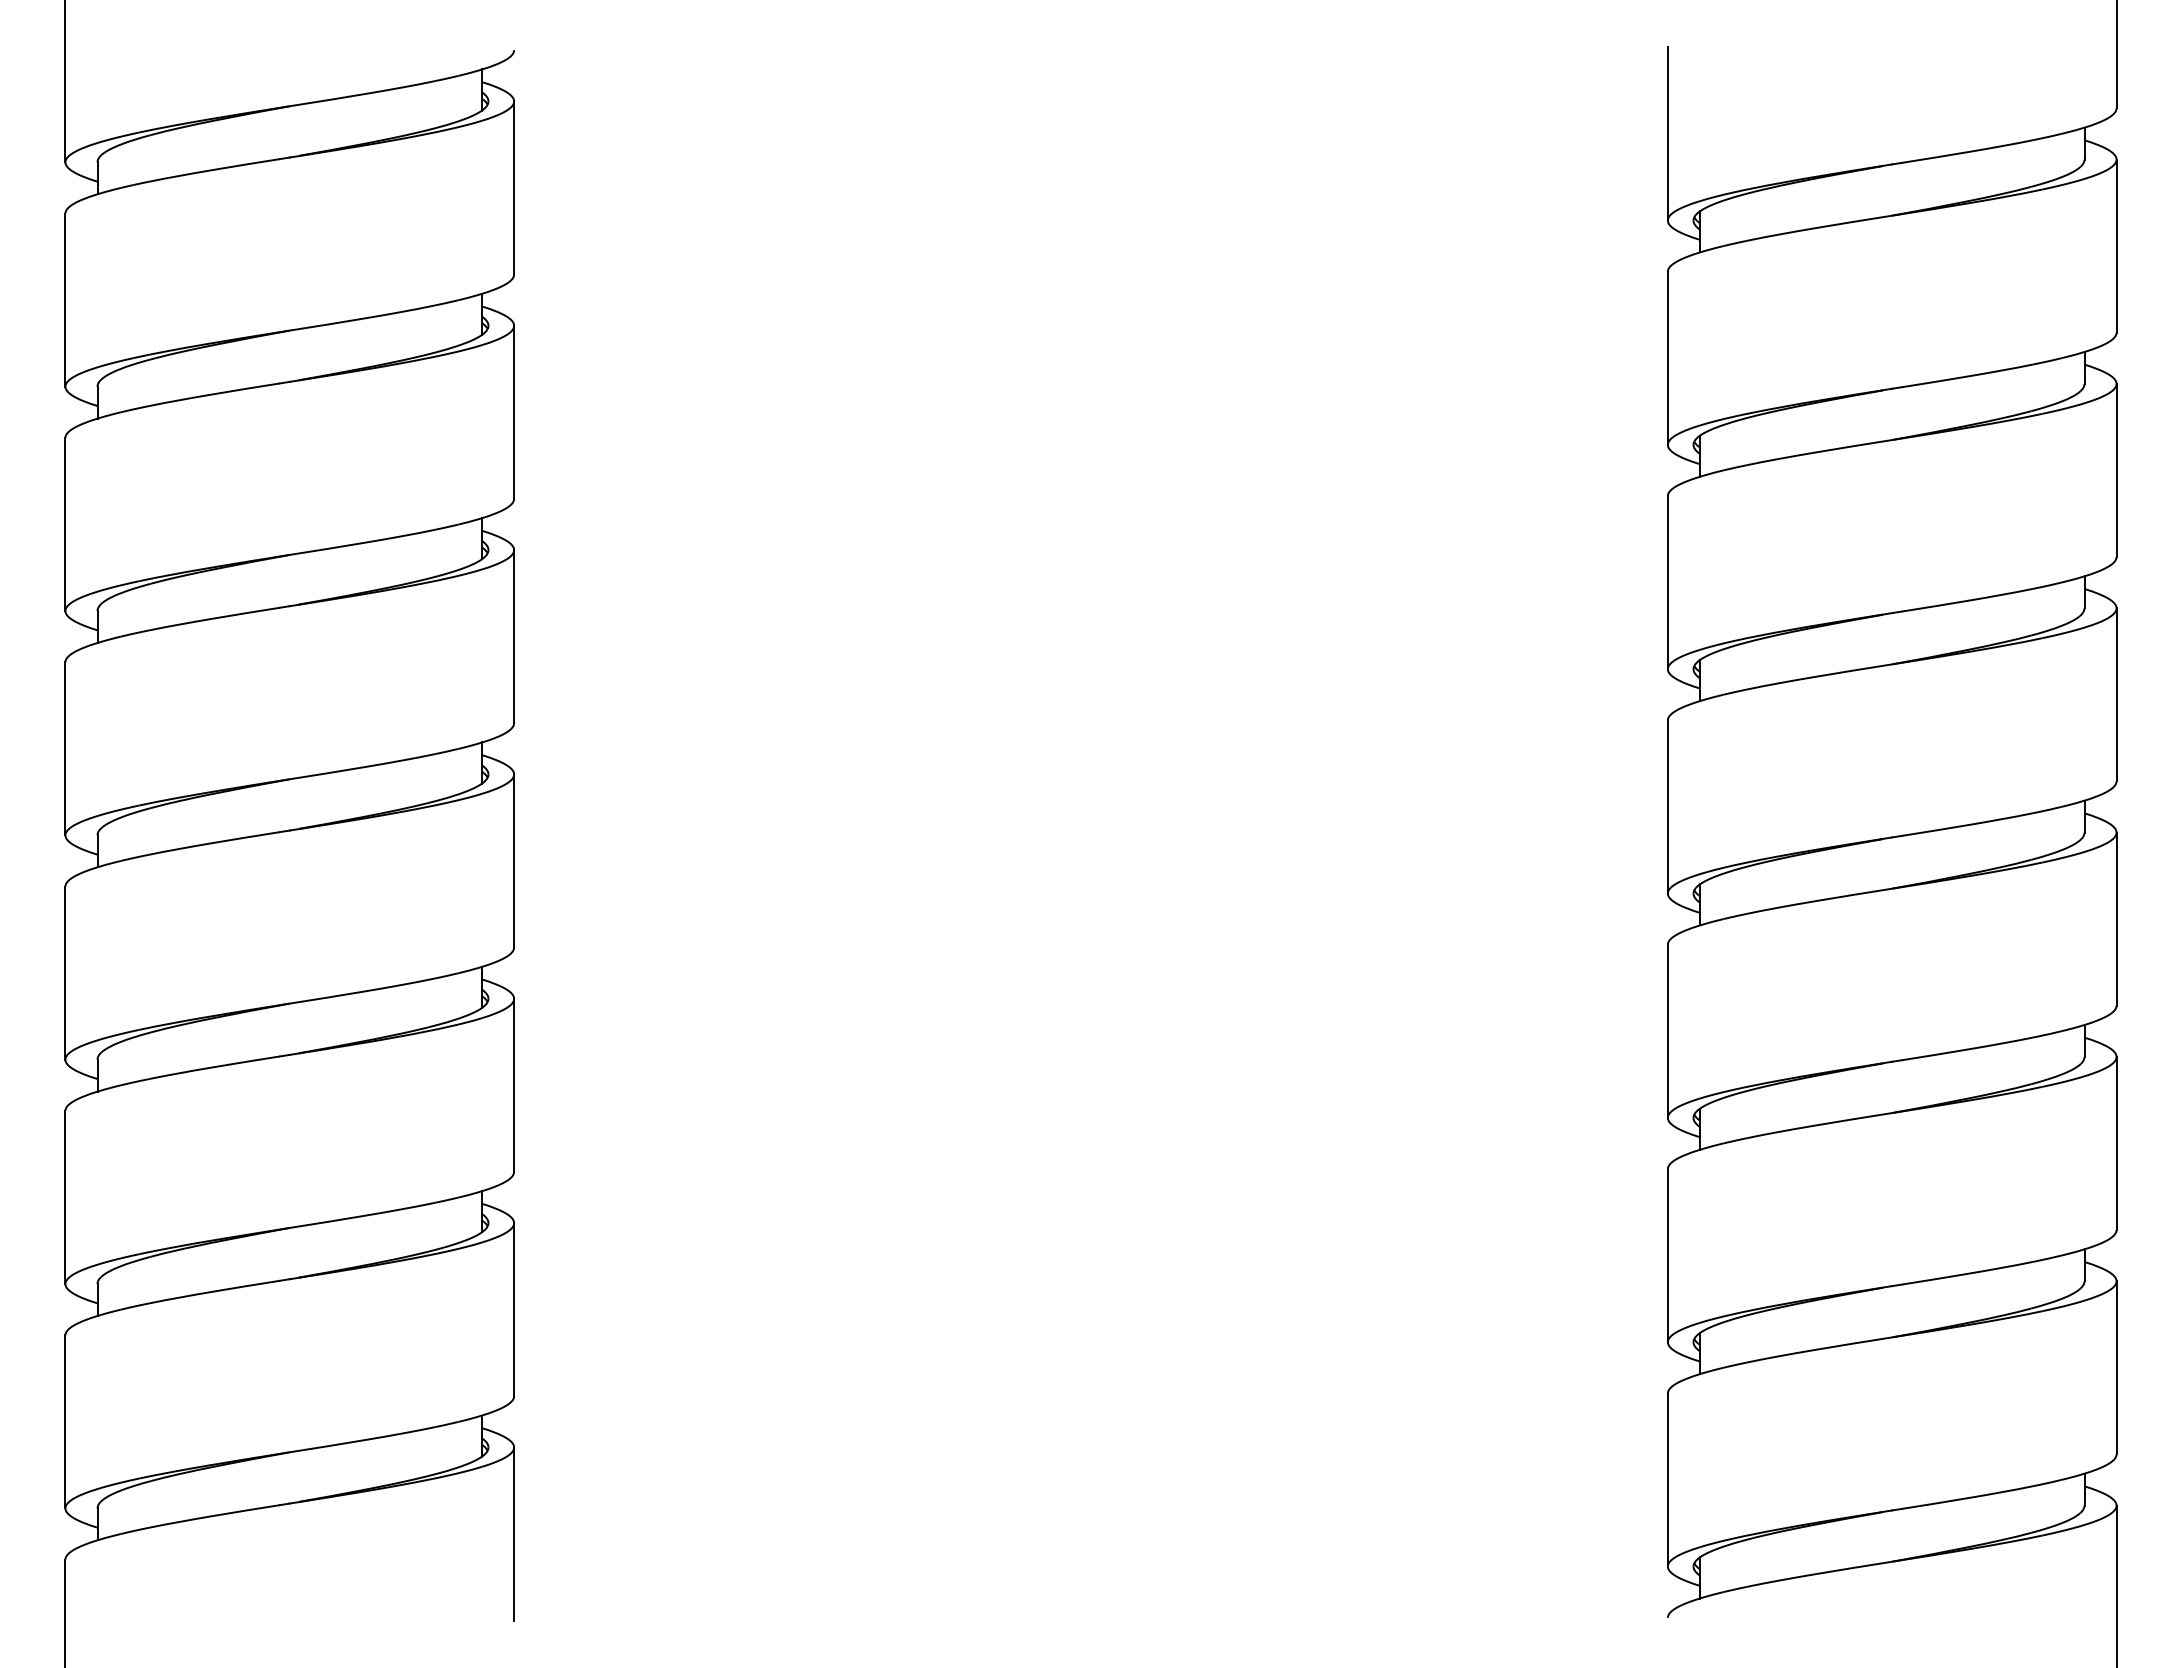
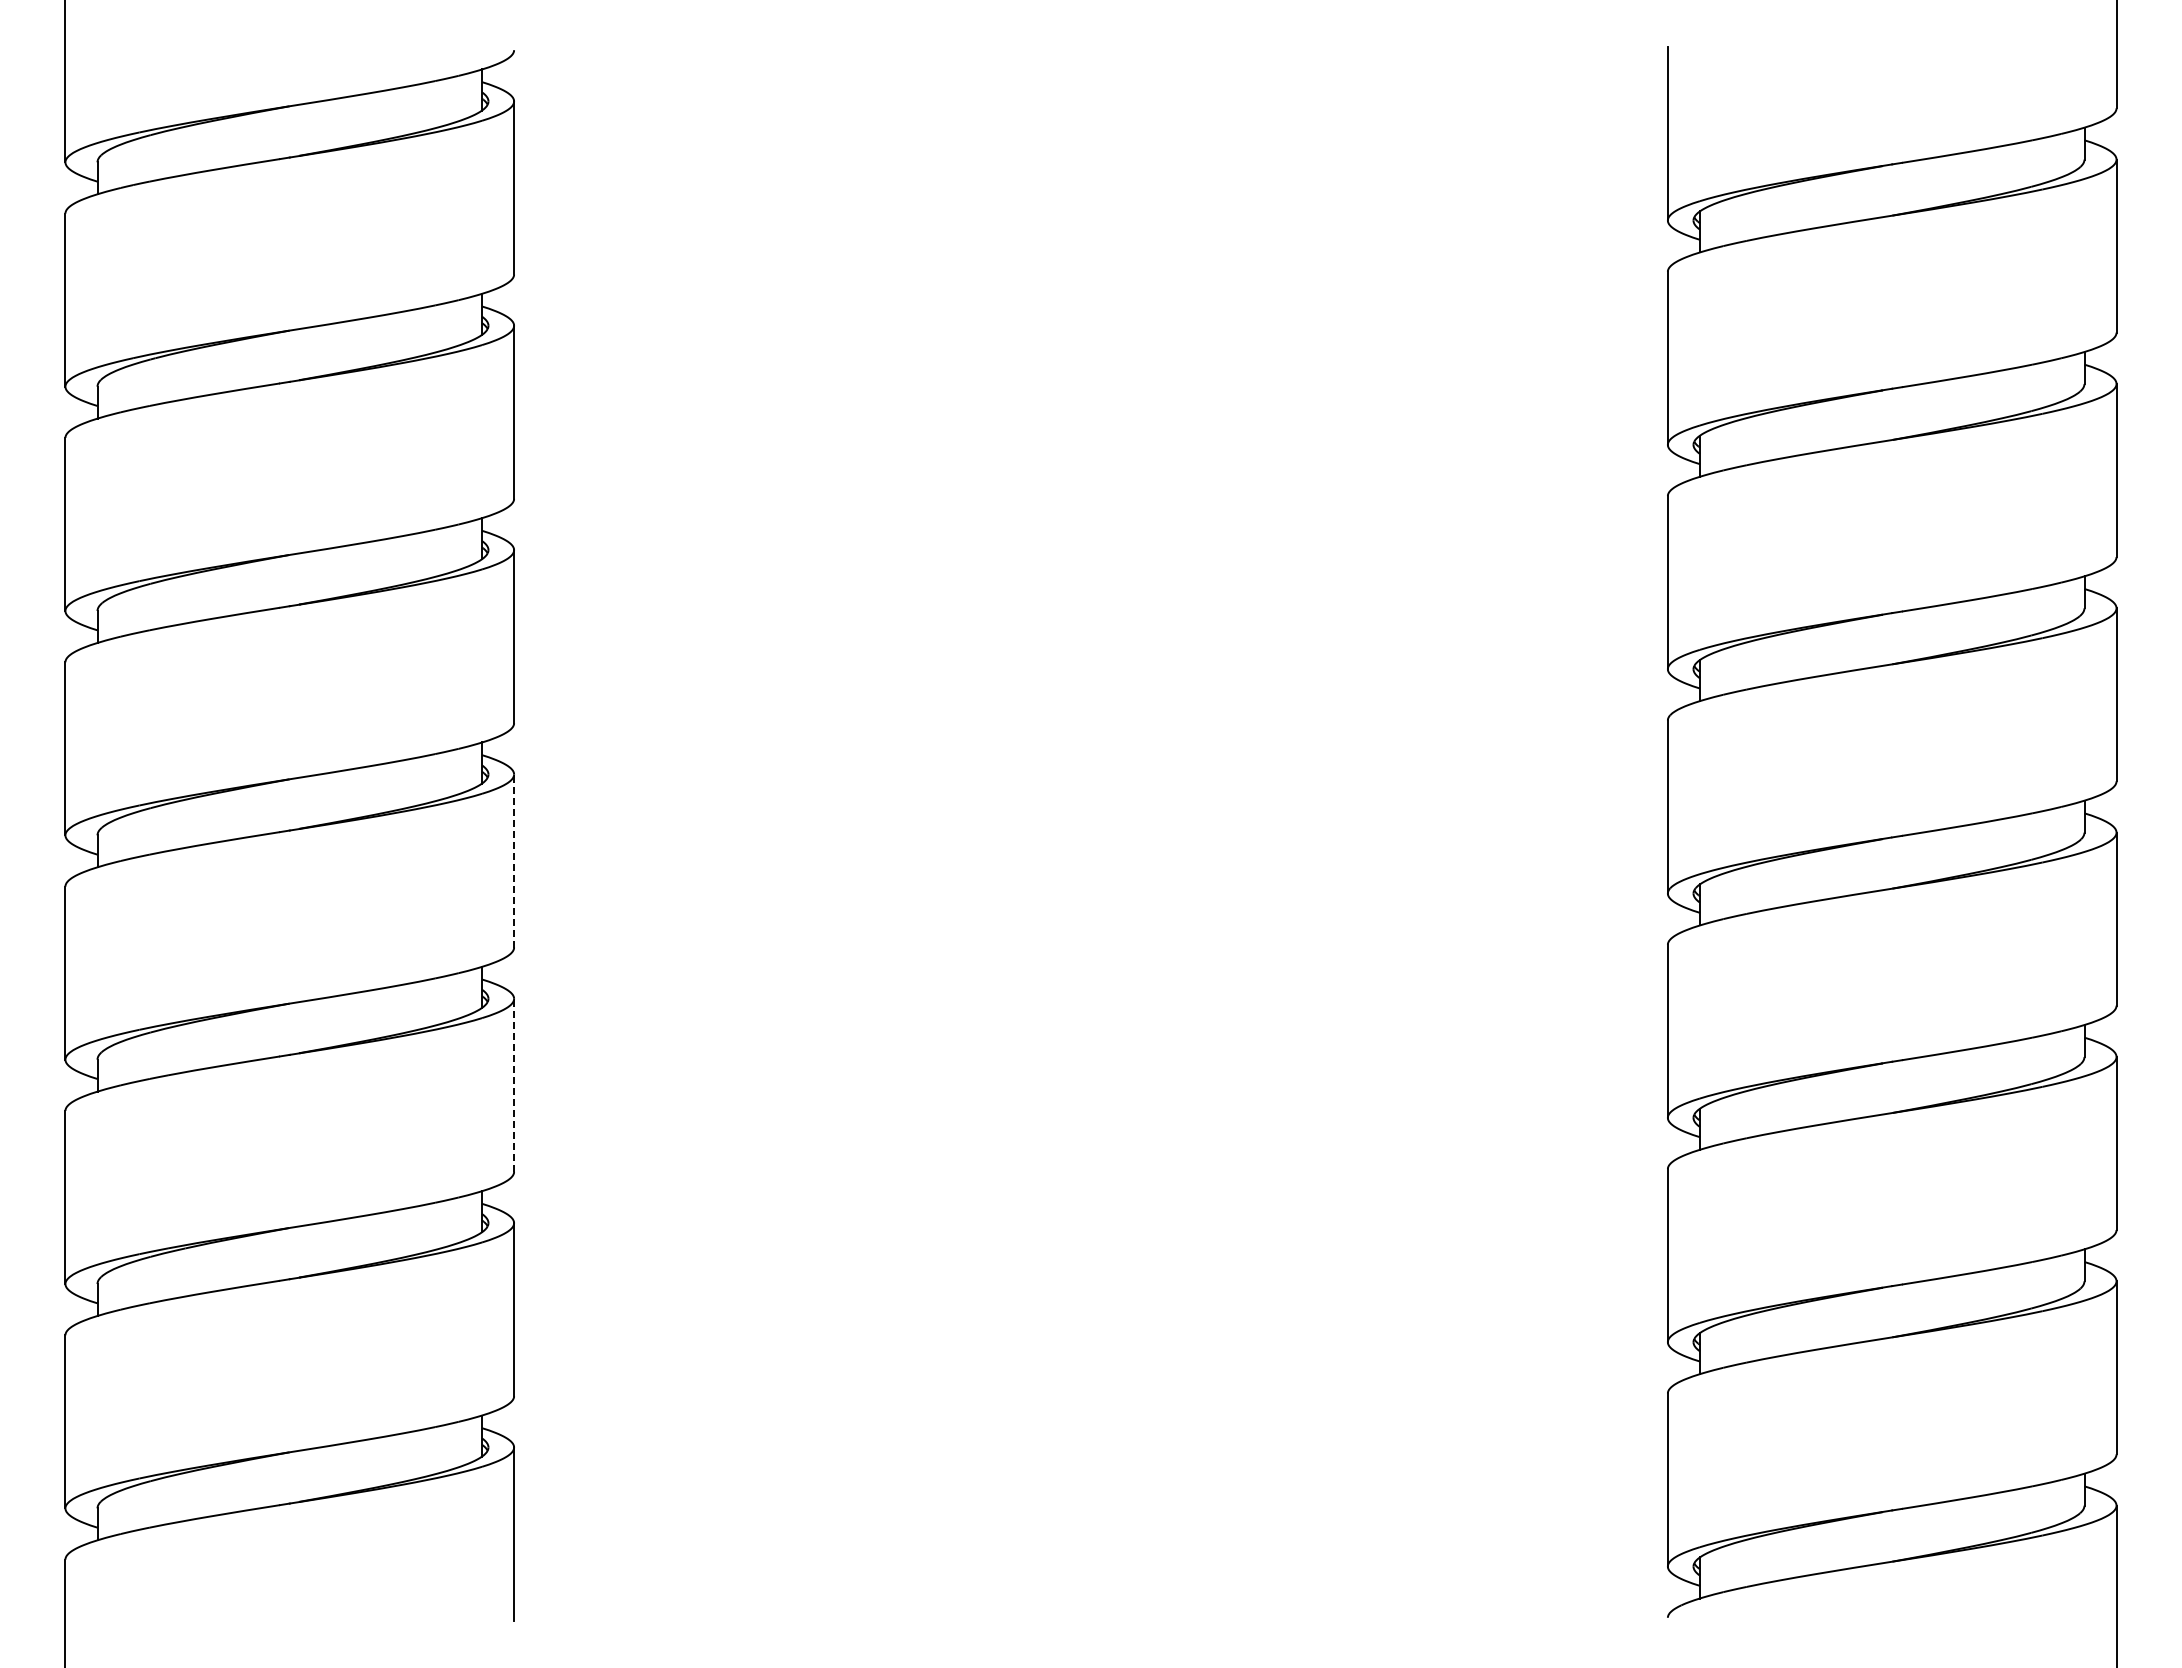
line: solid -> dashed (514, 860)
line: solid -> dashed (514, 1085)
